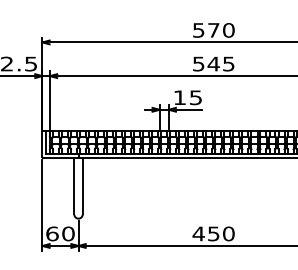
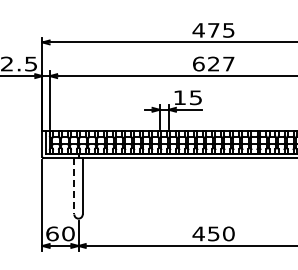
text: 570 -> 475 (213, 30)
text: 545 -> 627 (213, 63)
line: solid -> dashed (74, 186)
